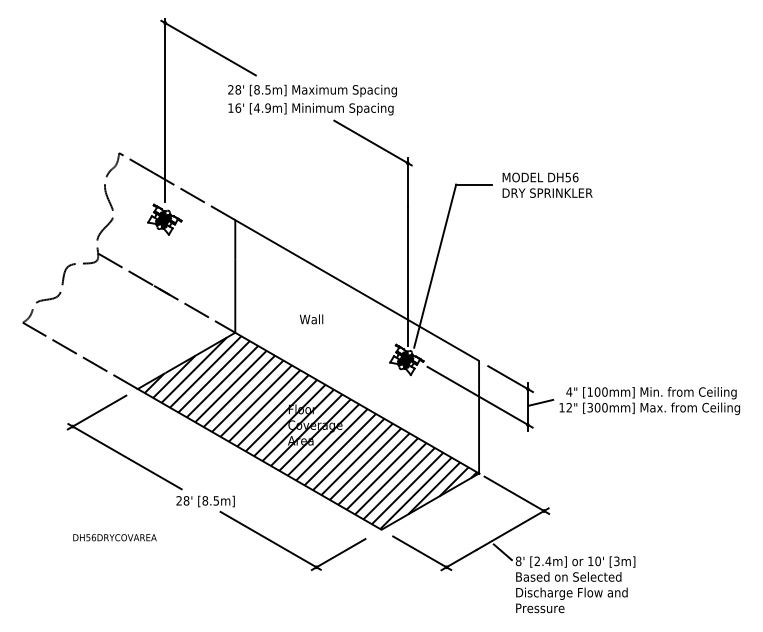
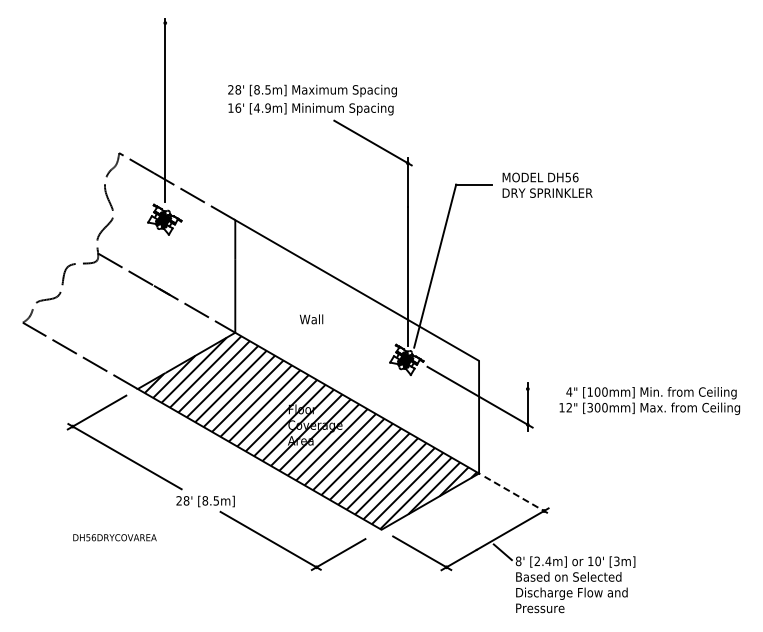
line: present -> none (208, 47)
line: present -> none (510, 379)
line: present -> none (541, 402)
line: solid -> dashed (517, 495)
